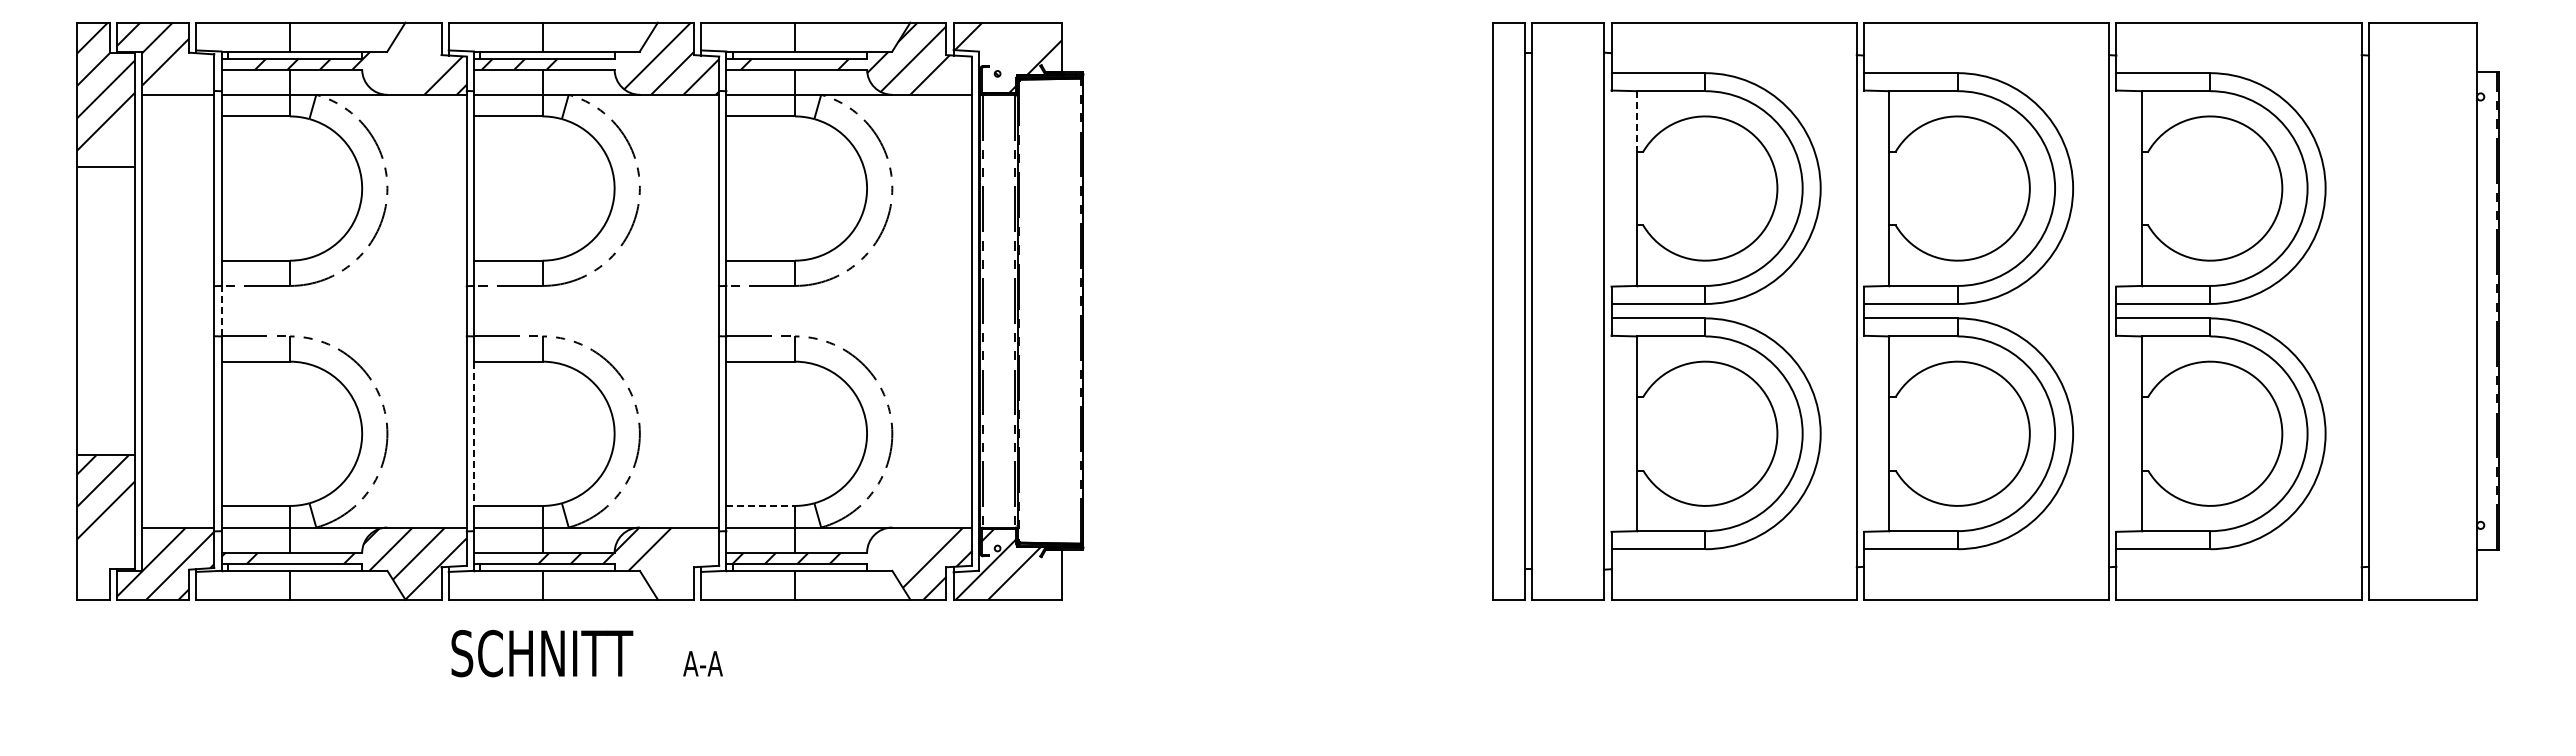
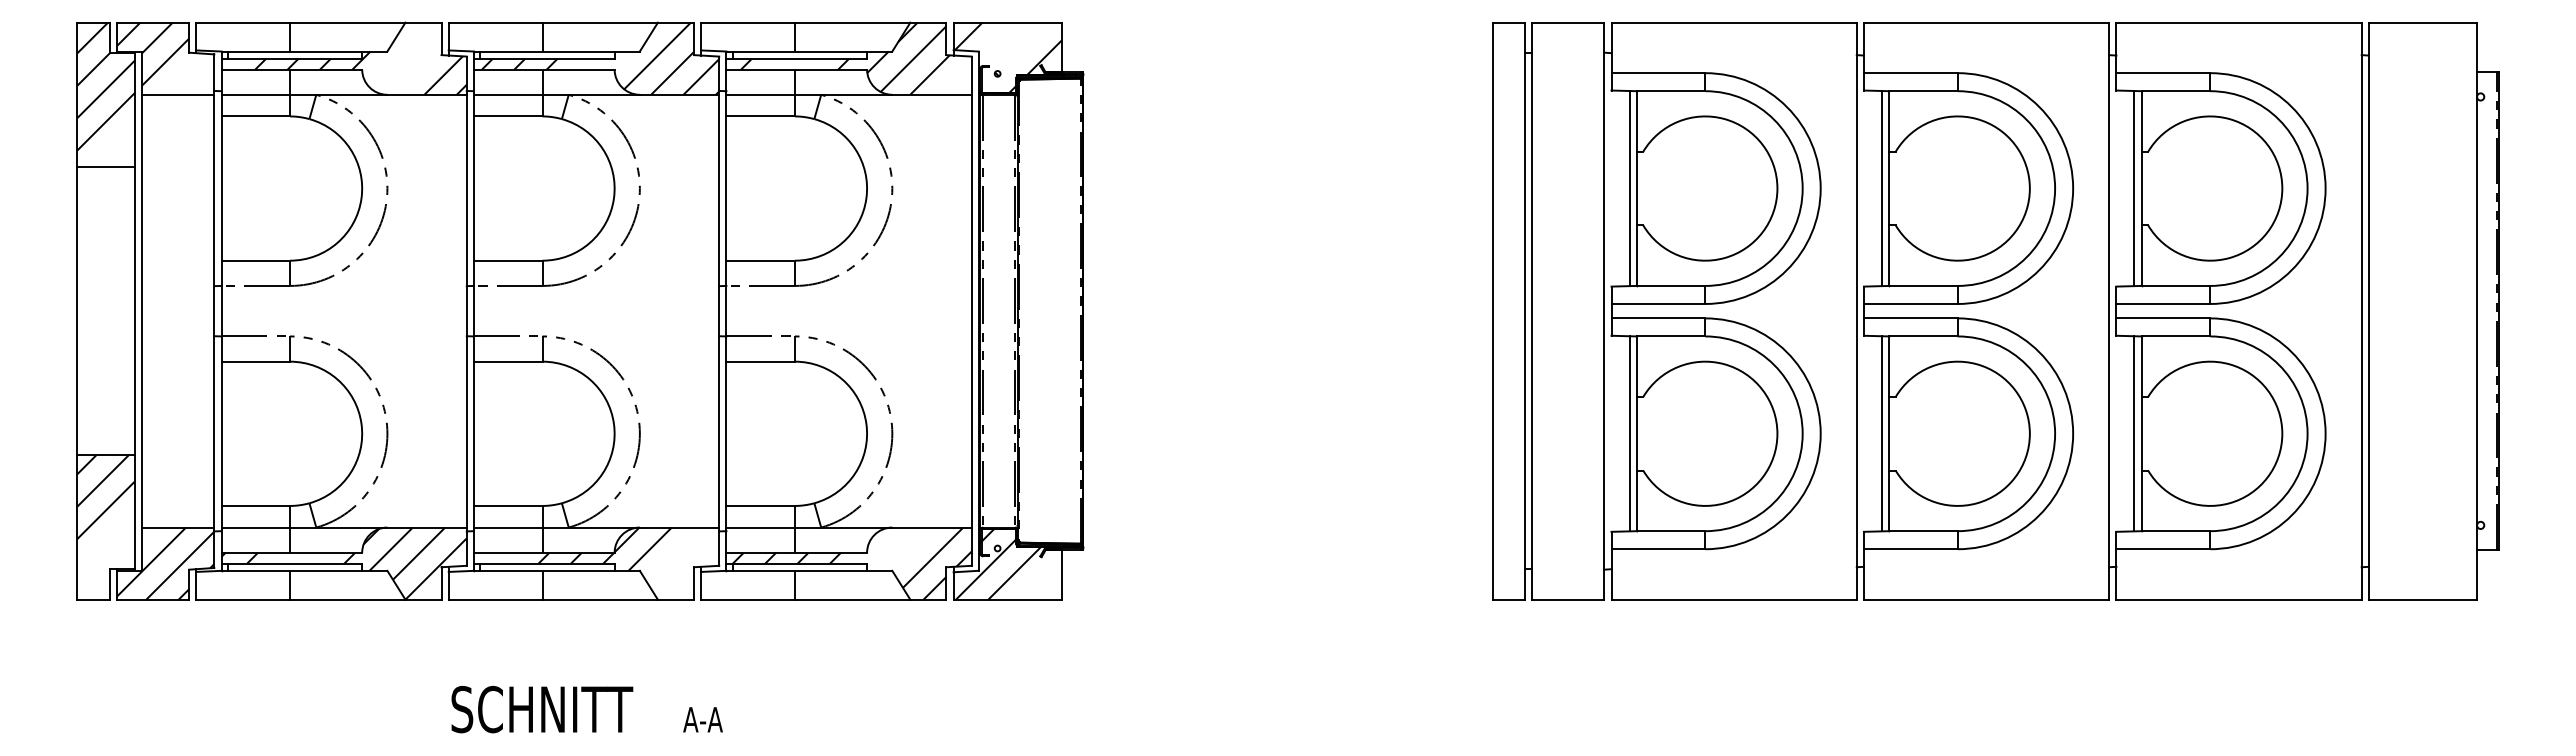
line: dashed -> solid (1636, 121)
line: none -> present (1629, 188)
line: none -> present (1882, 188)
line: none -> present (2134, 188)
line: dashed -> solid (221, 310)
line: none -> present (1629, 433)
line: none -> present (1882, 433)
line: none -> present (2134, 433)
line: dashed -> solid (473, 434)
line: dashed -> solid (761, 505)
text position: (586, 653) -> (586, 709) (586, 709)
